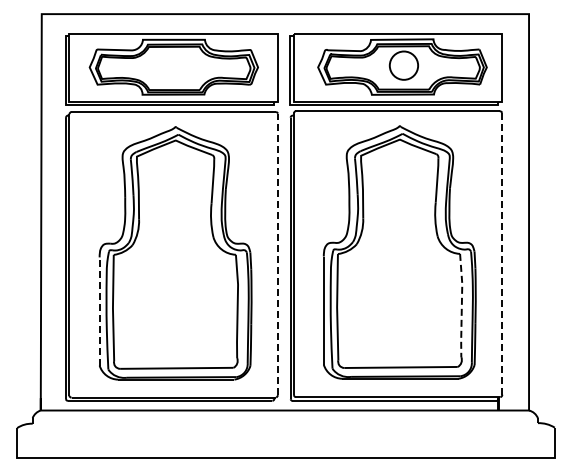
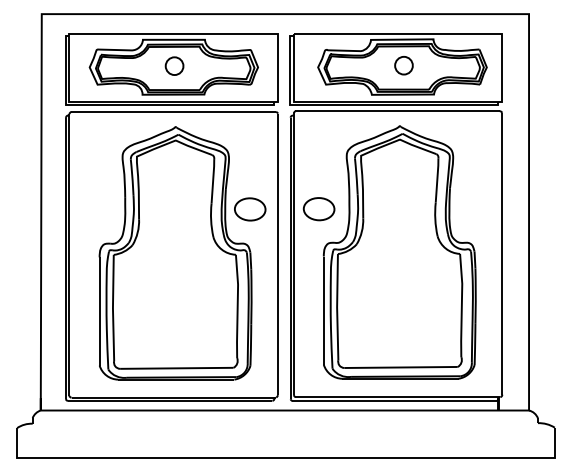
circle: none -> present (174, 65)
circle diameter: 28 px -> 18 px (403, 65)
part: none -> present (250, 209)
part: none -> present (318, 209)
line: dashed -> solid (502, 253)
line: dashed -> solid (278, 254)
line: dashed -> solid (461, 305)
line: dashed -> solid (99, 310)
